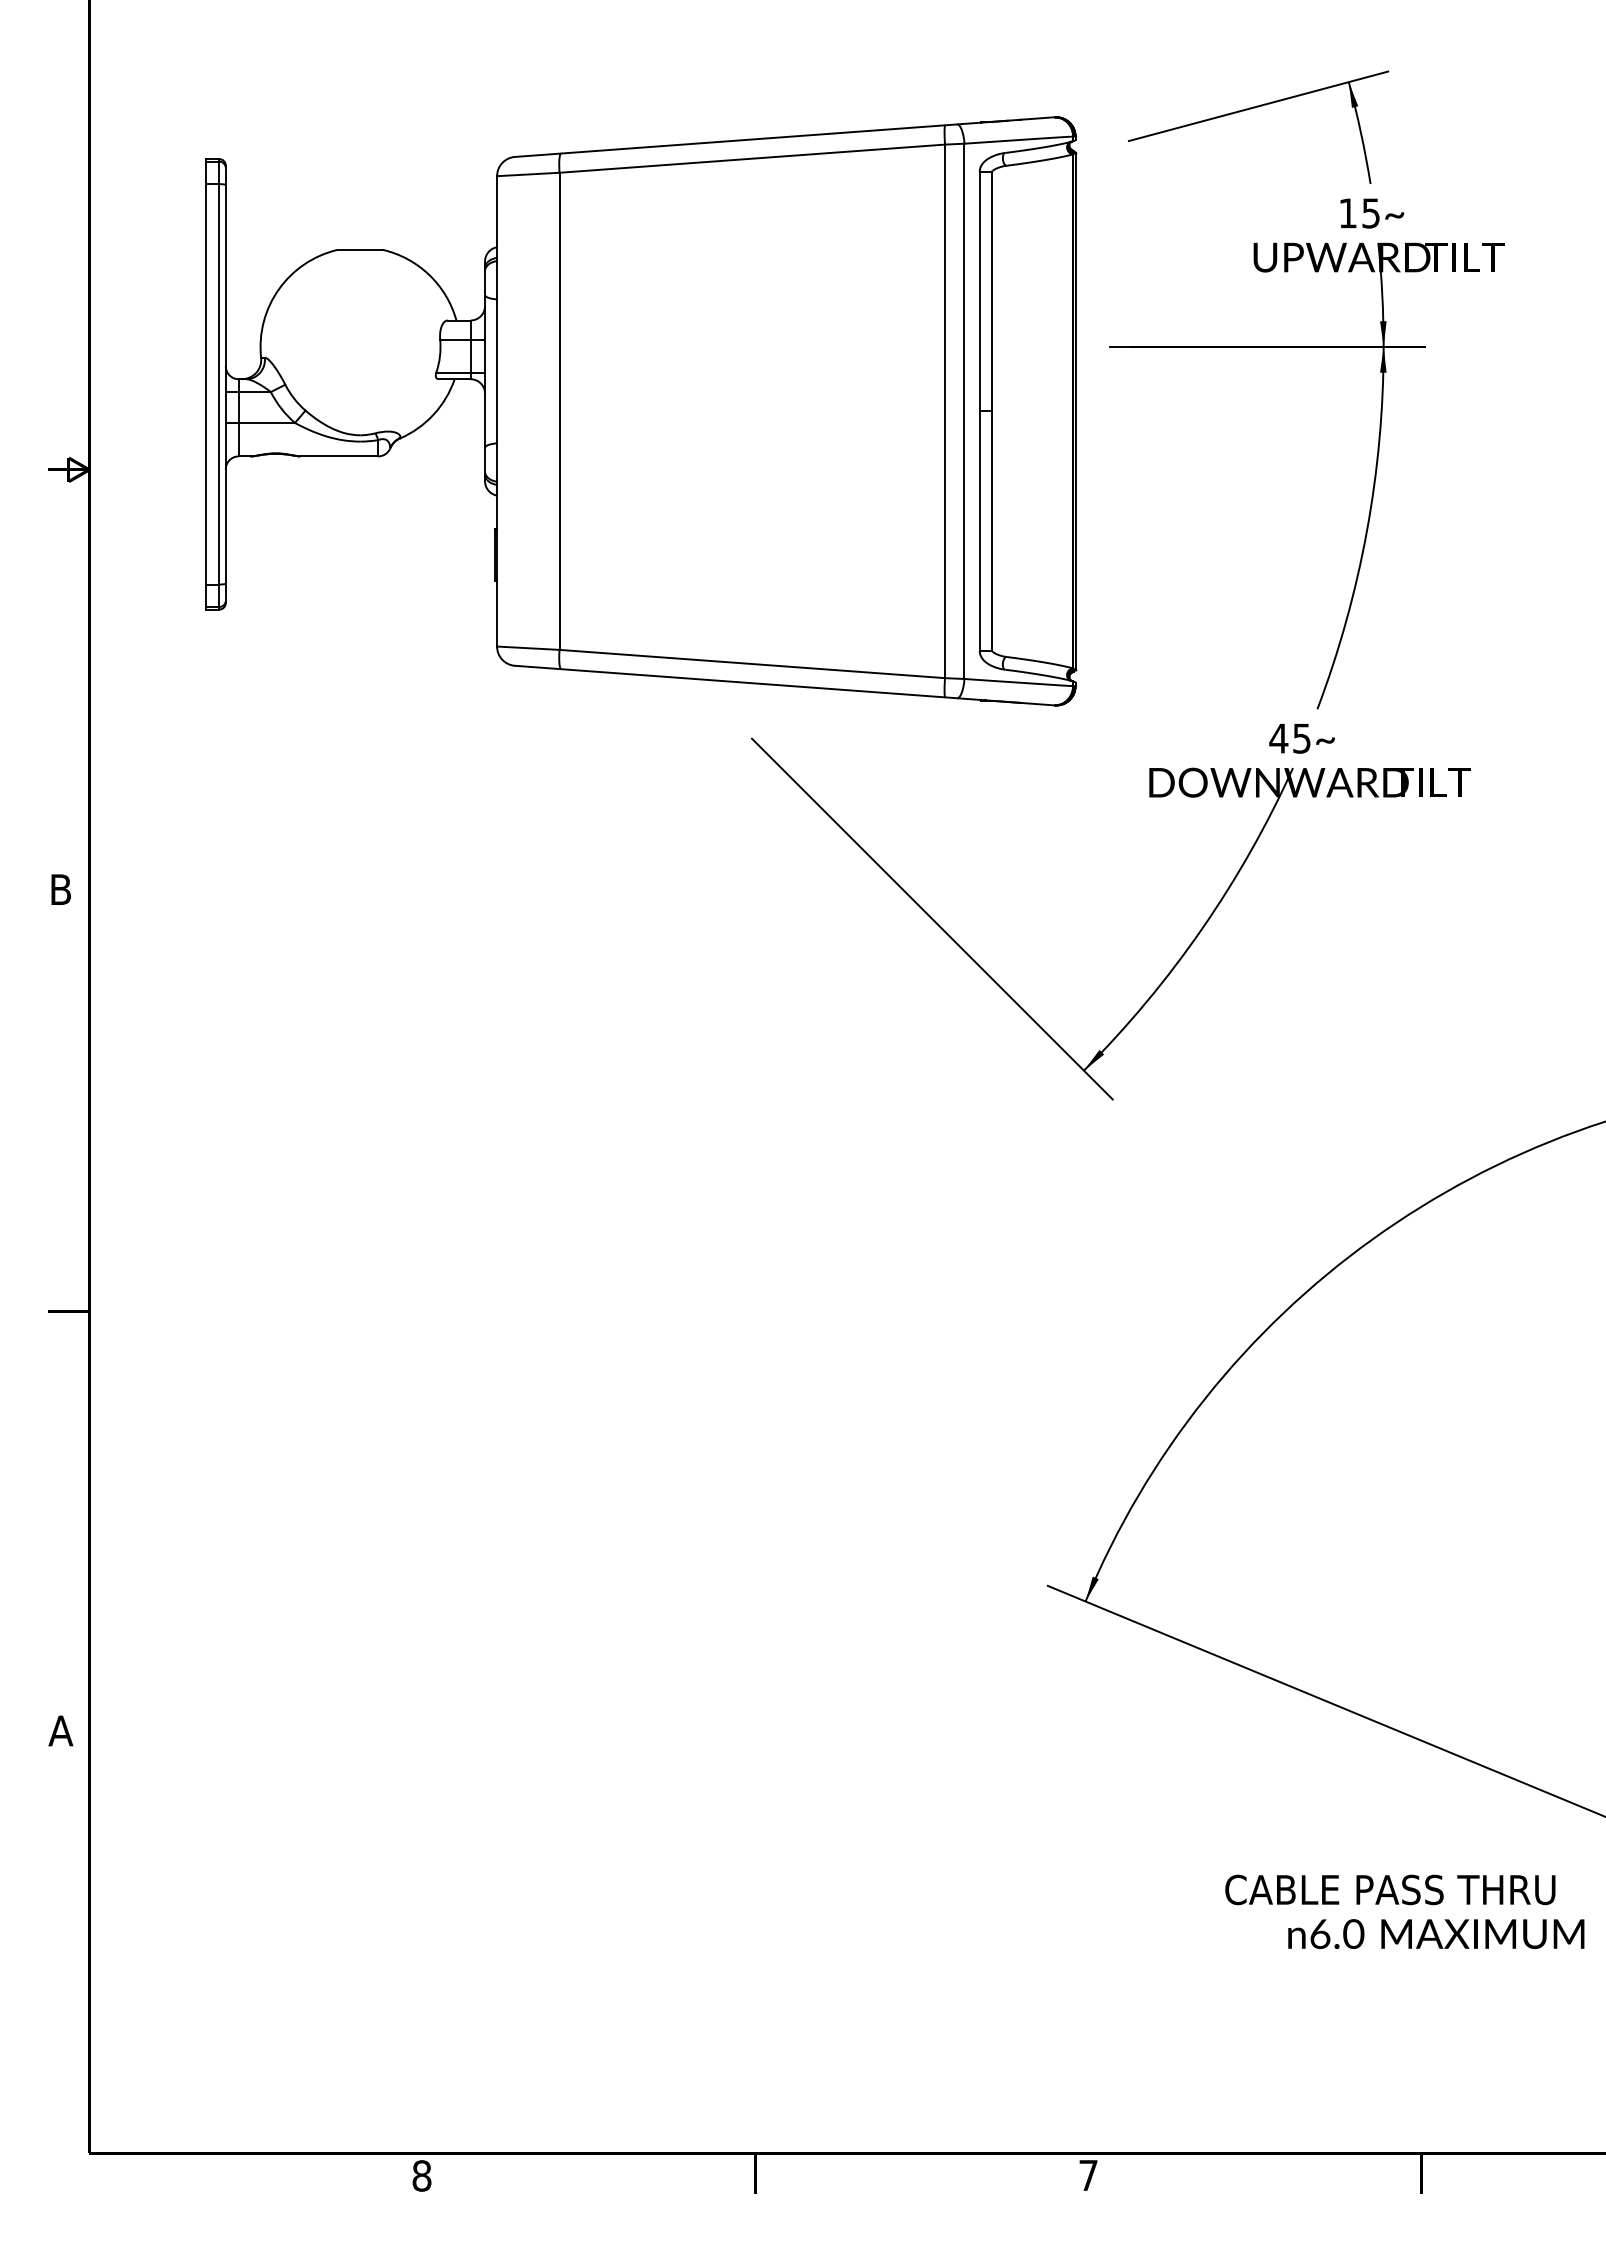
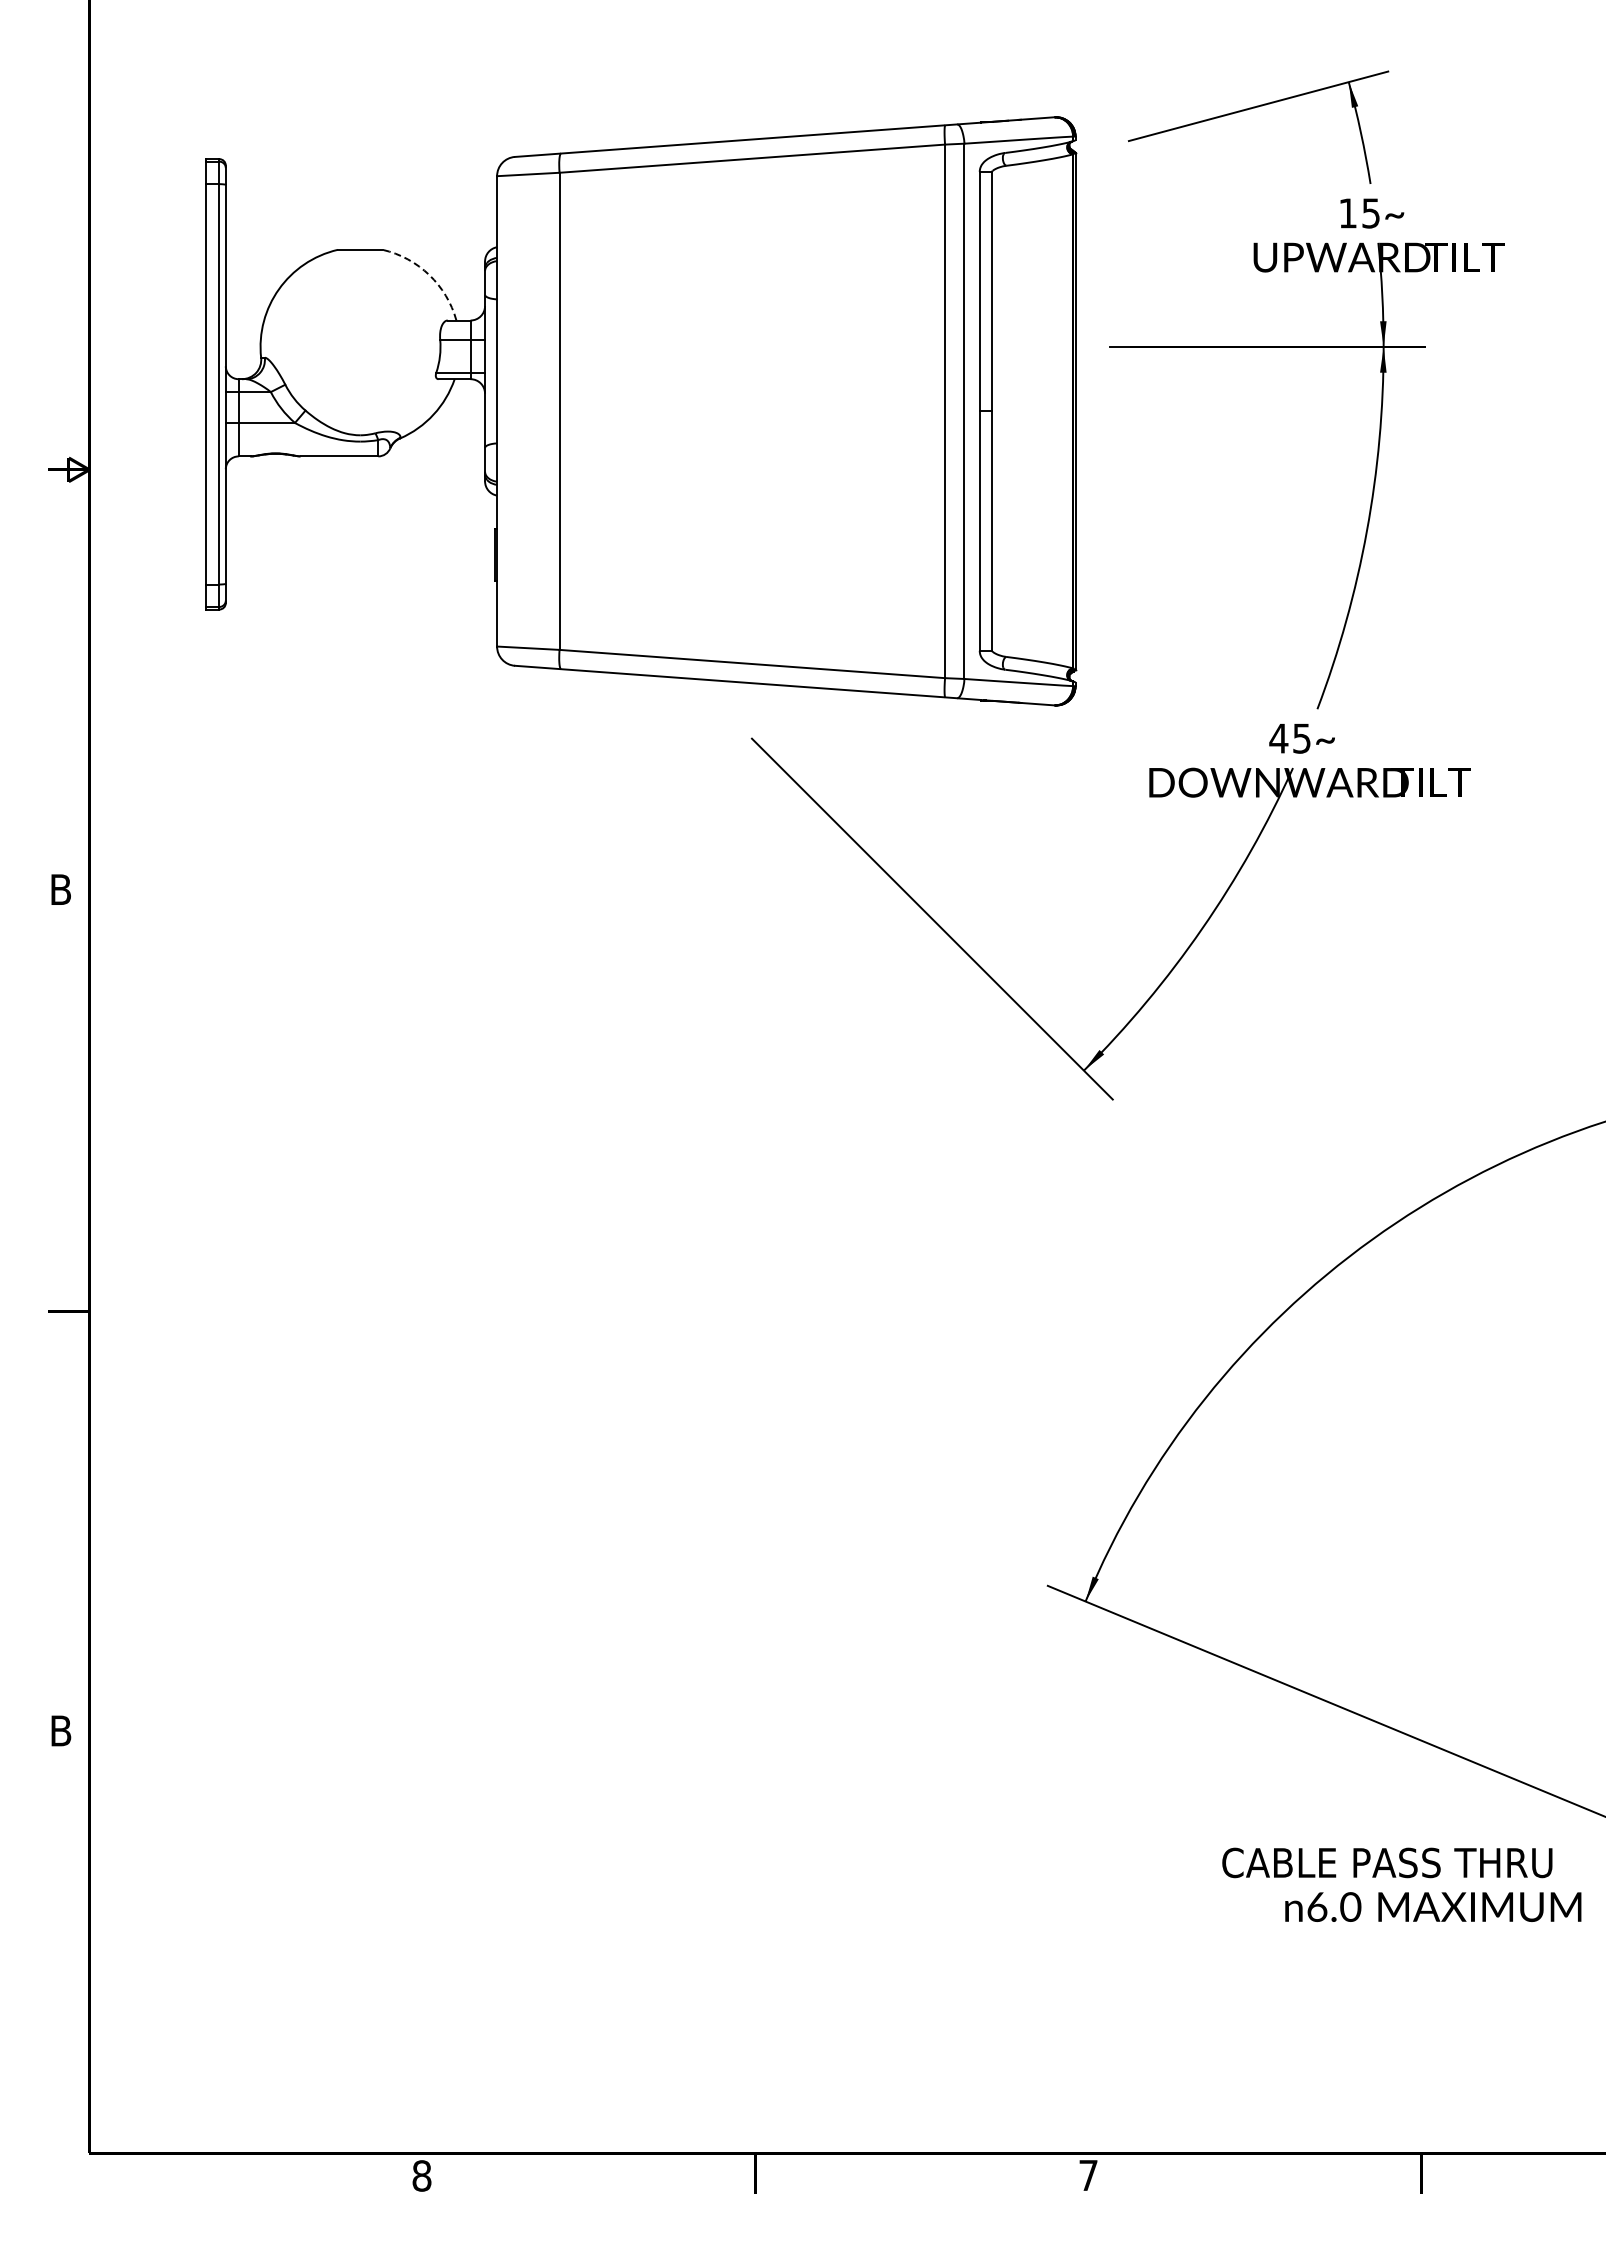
arc: solid -> dashed (429, 275)
text: A -> B (60, 1730)
text position: (1404, 1911) -> (1401, 1884) (1401, 1884)
